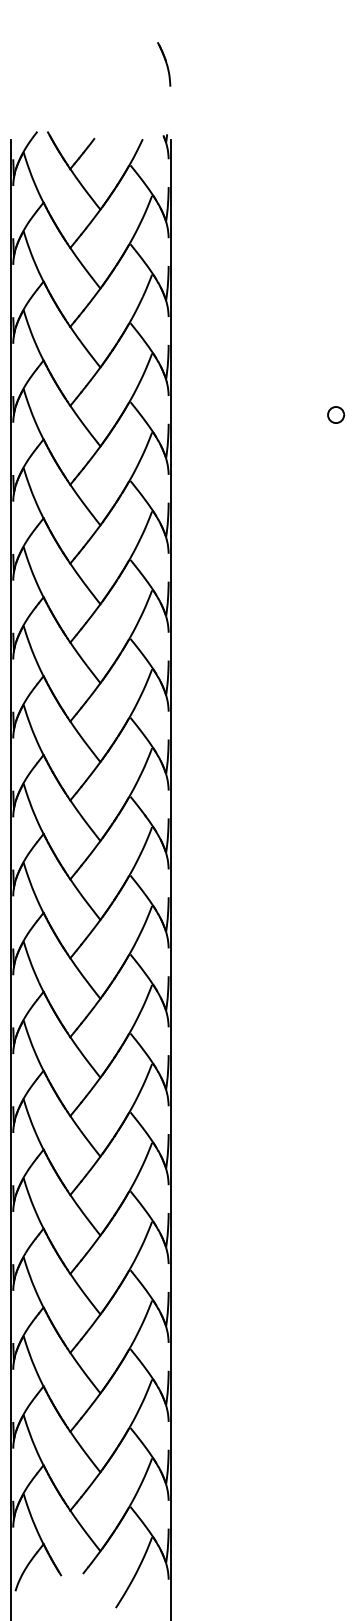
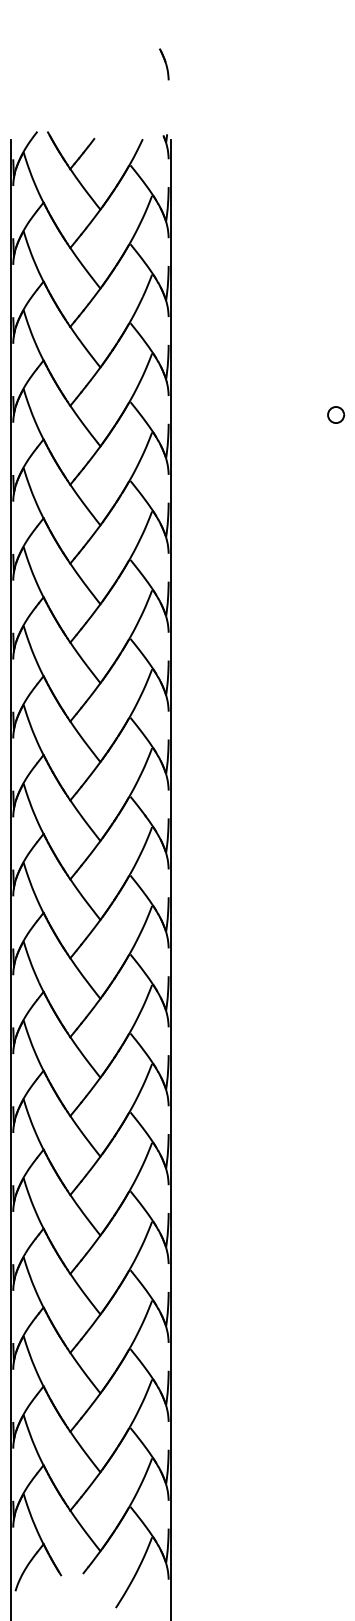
part size: 15x45 px -> 11x33 px (164, 64)
